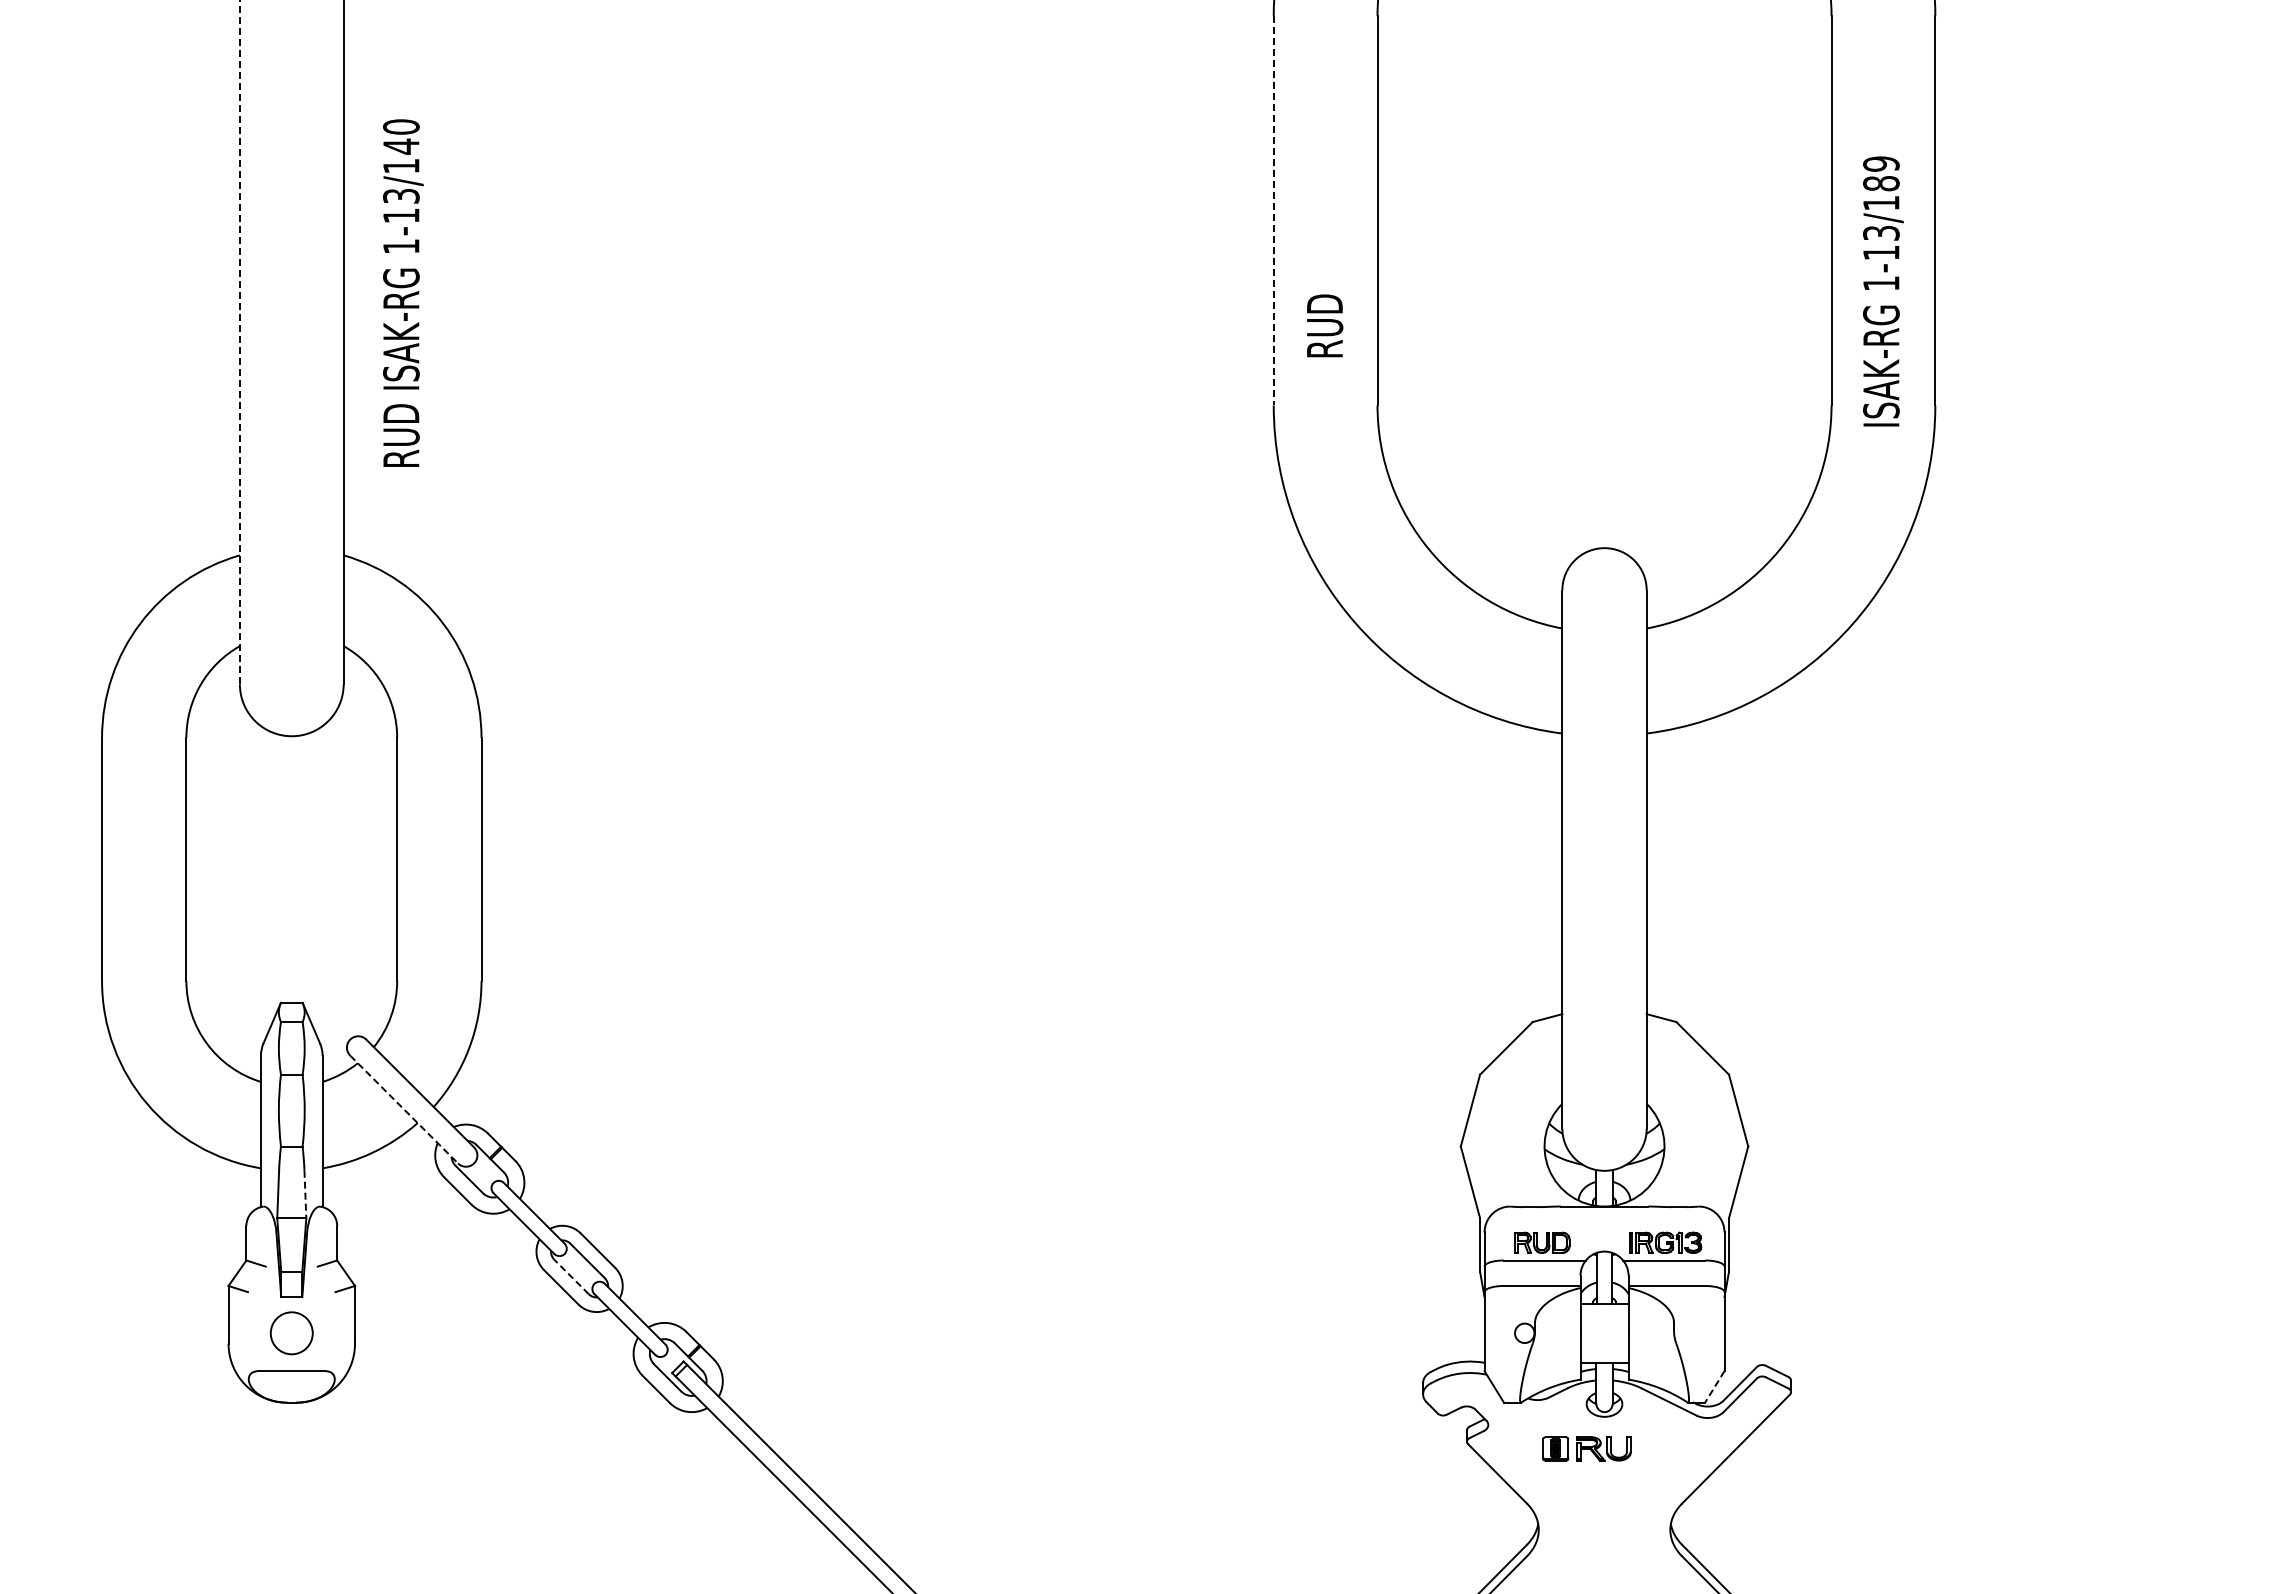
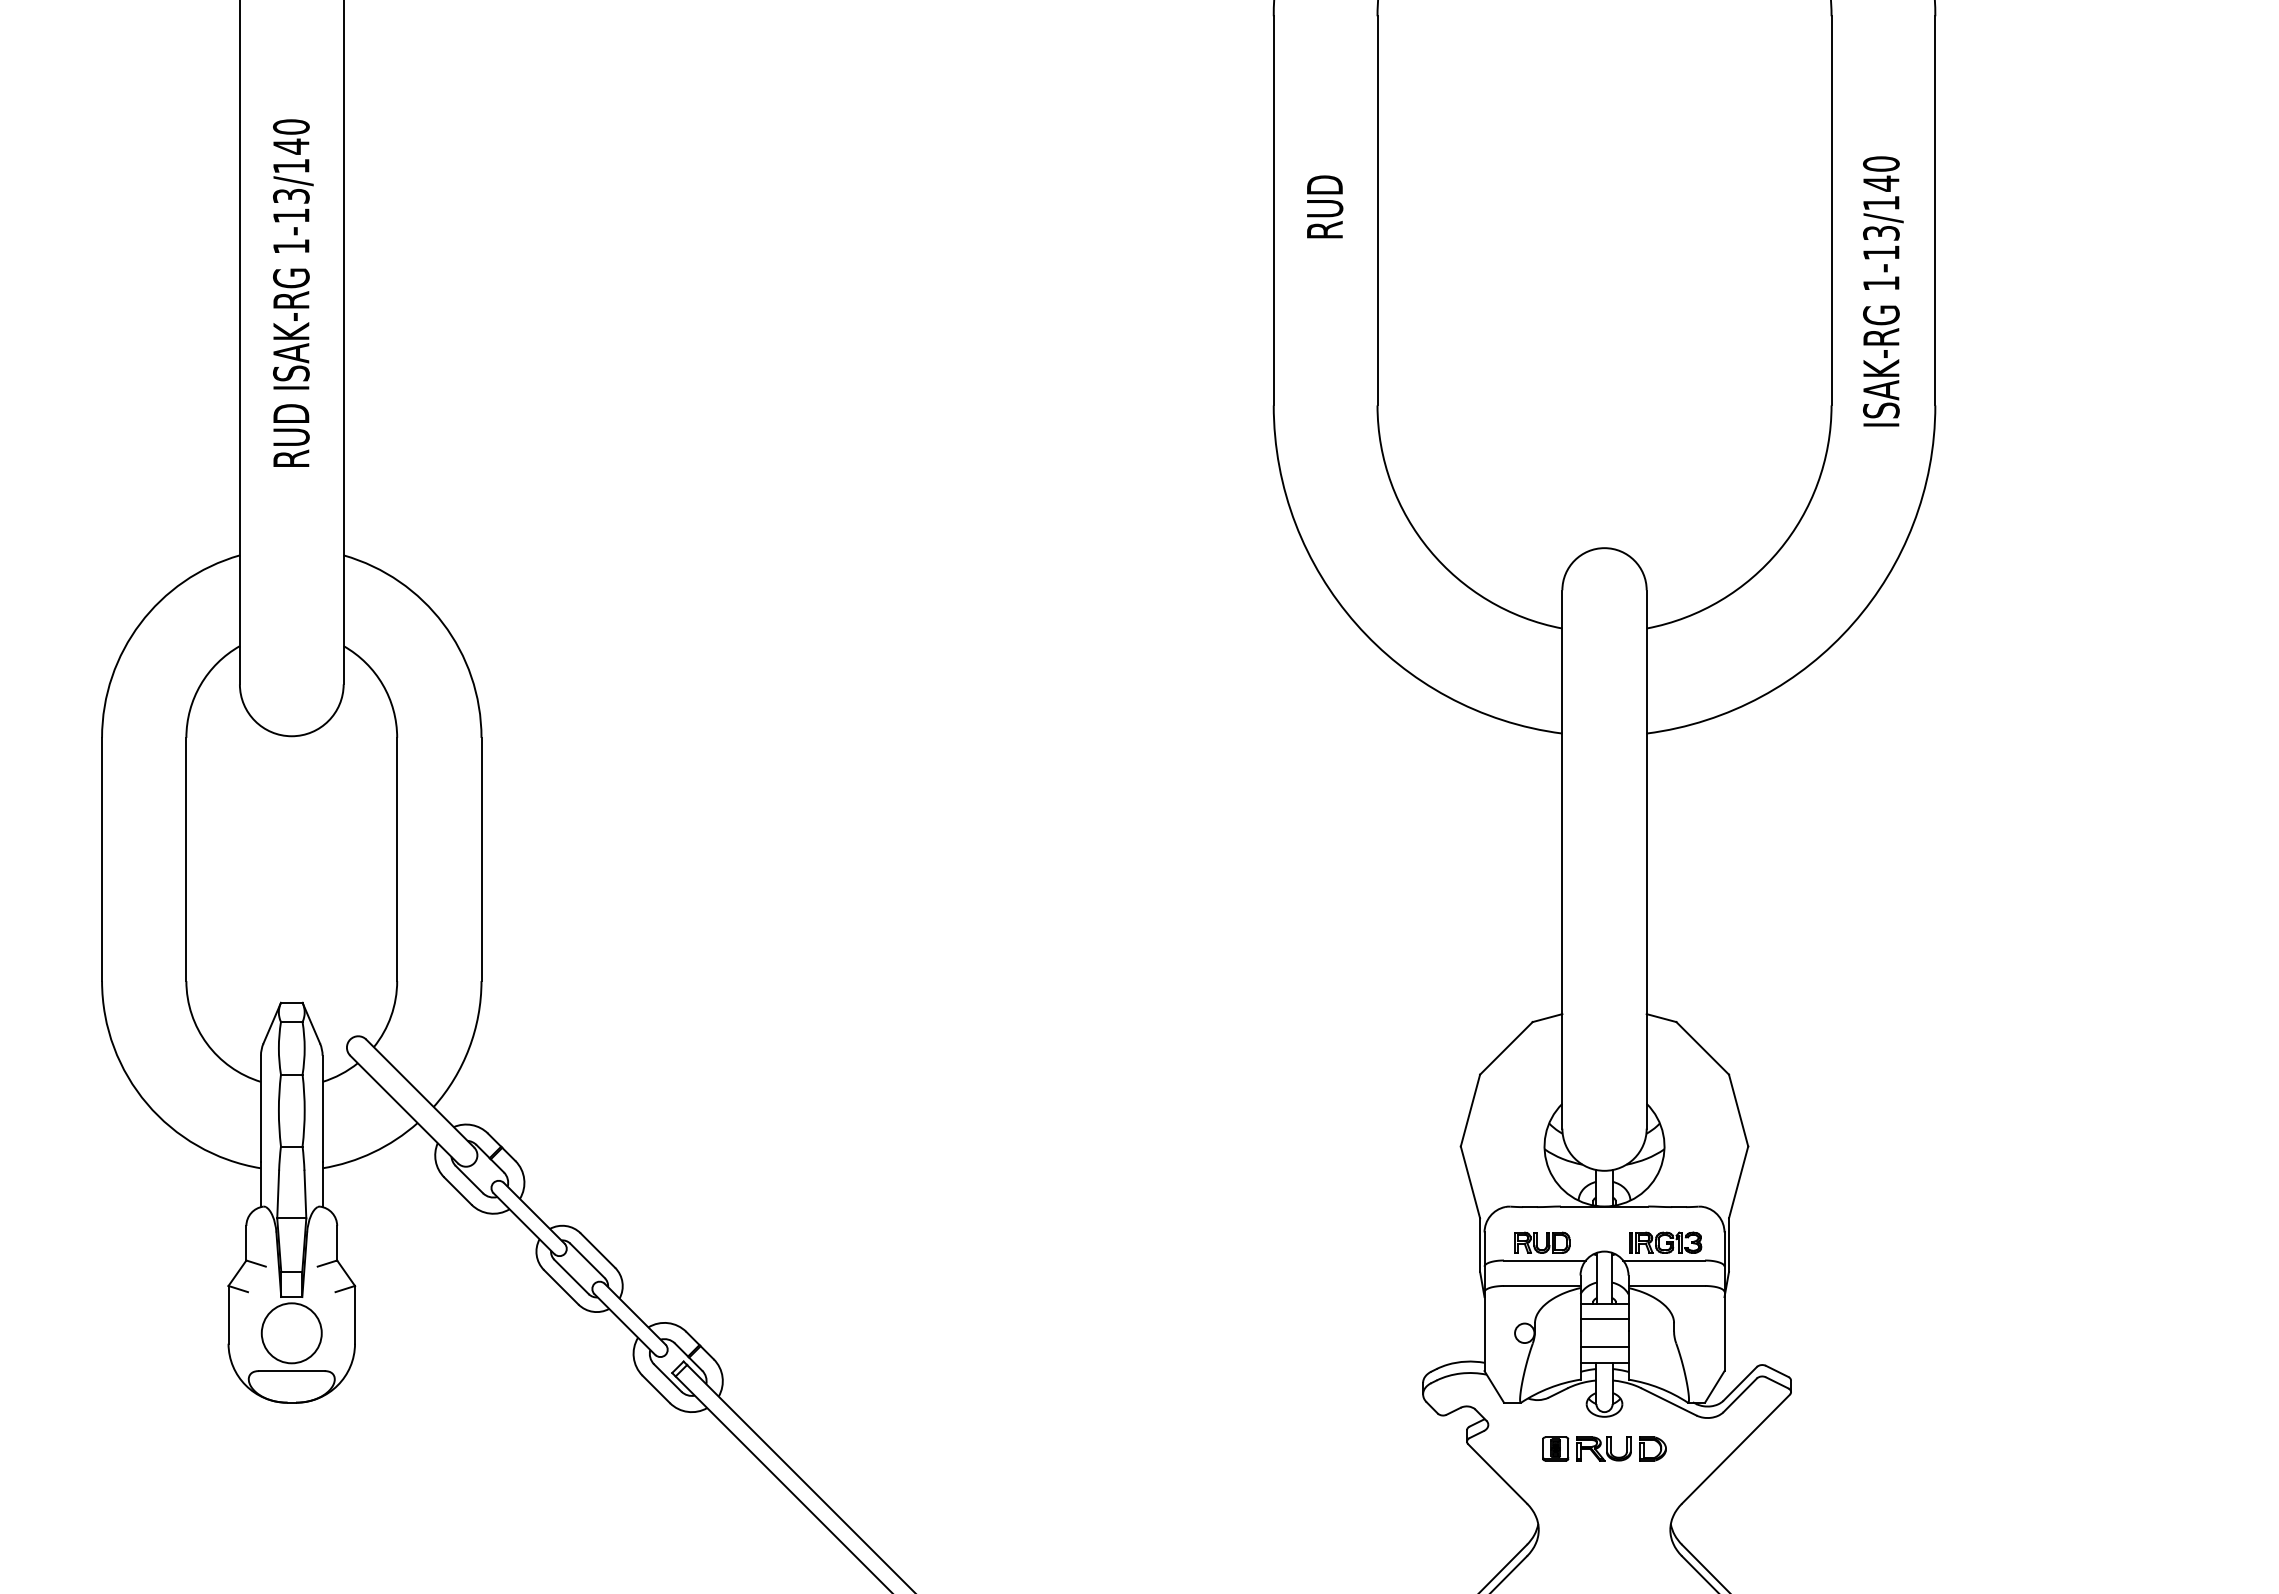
text: 1-13/189 -> 1-13/140 (1881, 173)
line: dashed -> solid (1273, 210)
text position: (403, 292) -> (293, 292) (293, 292)
text position: (1325, 325) -> (1325, 206) (1325, 206)
line: dashed -> solid (239, 342)
line: dashed -> solid (404, 1109)
line: dashed -> solid (305, 1194)
line: dashed -> solid (571, 1276)
line: none -> present (1604, 1319)
circle diameter: 42 px -> 60 px (291, 1333)
line: none -> present (1604, 1347)
line: dashed -> solid (1714, 1386)
part: none -> present (1657, 1443)
